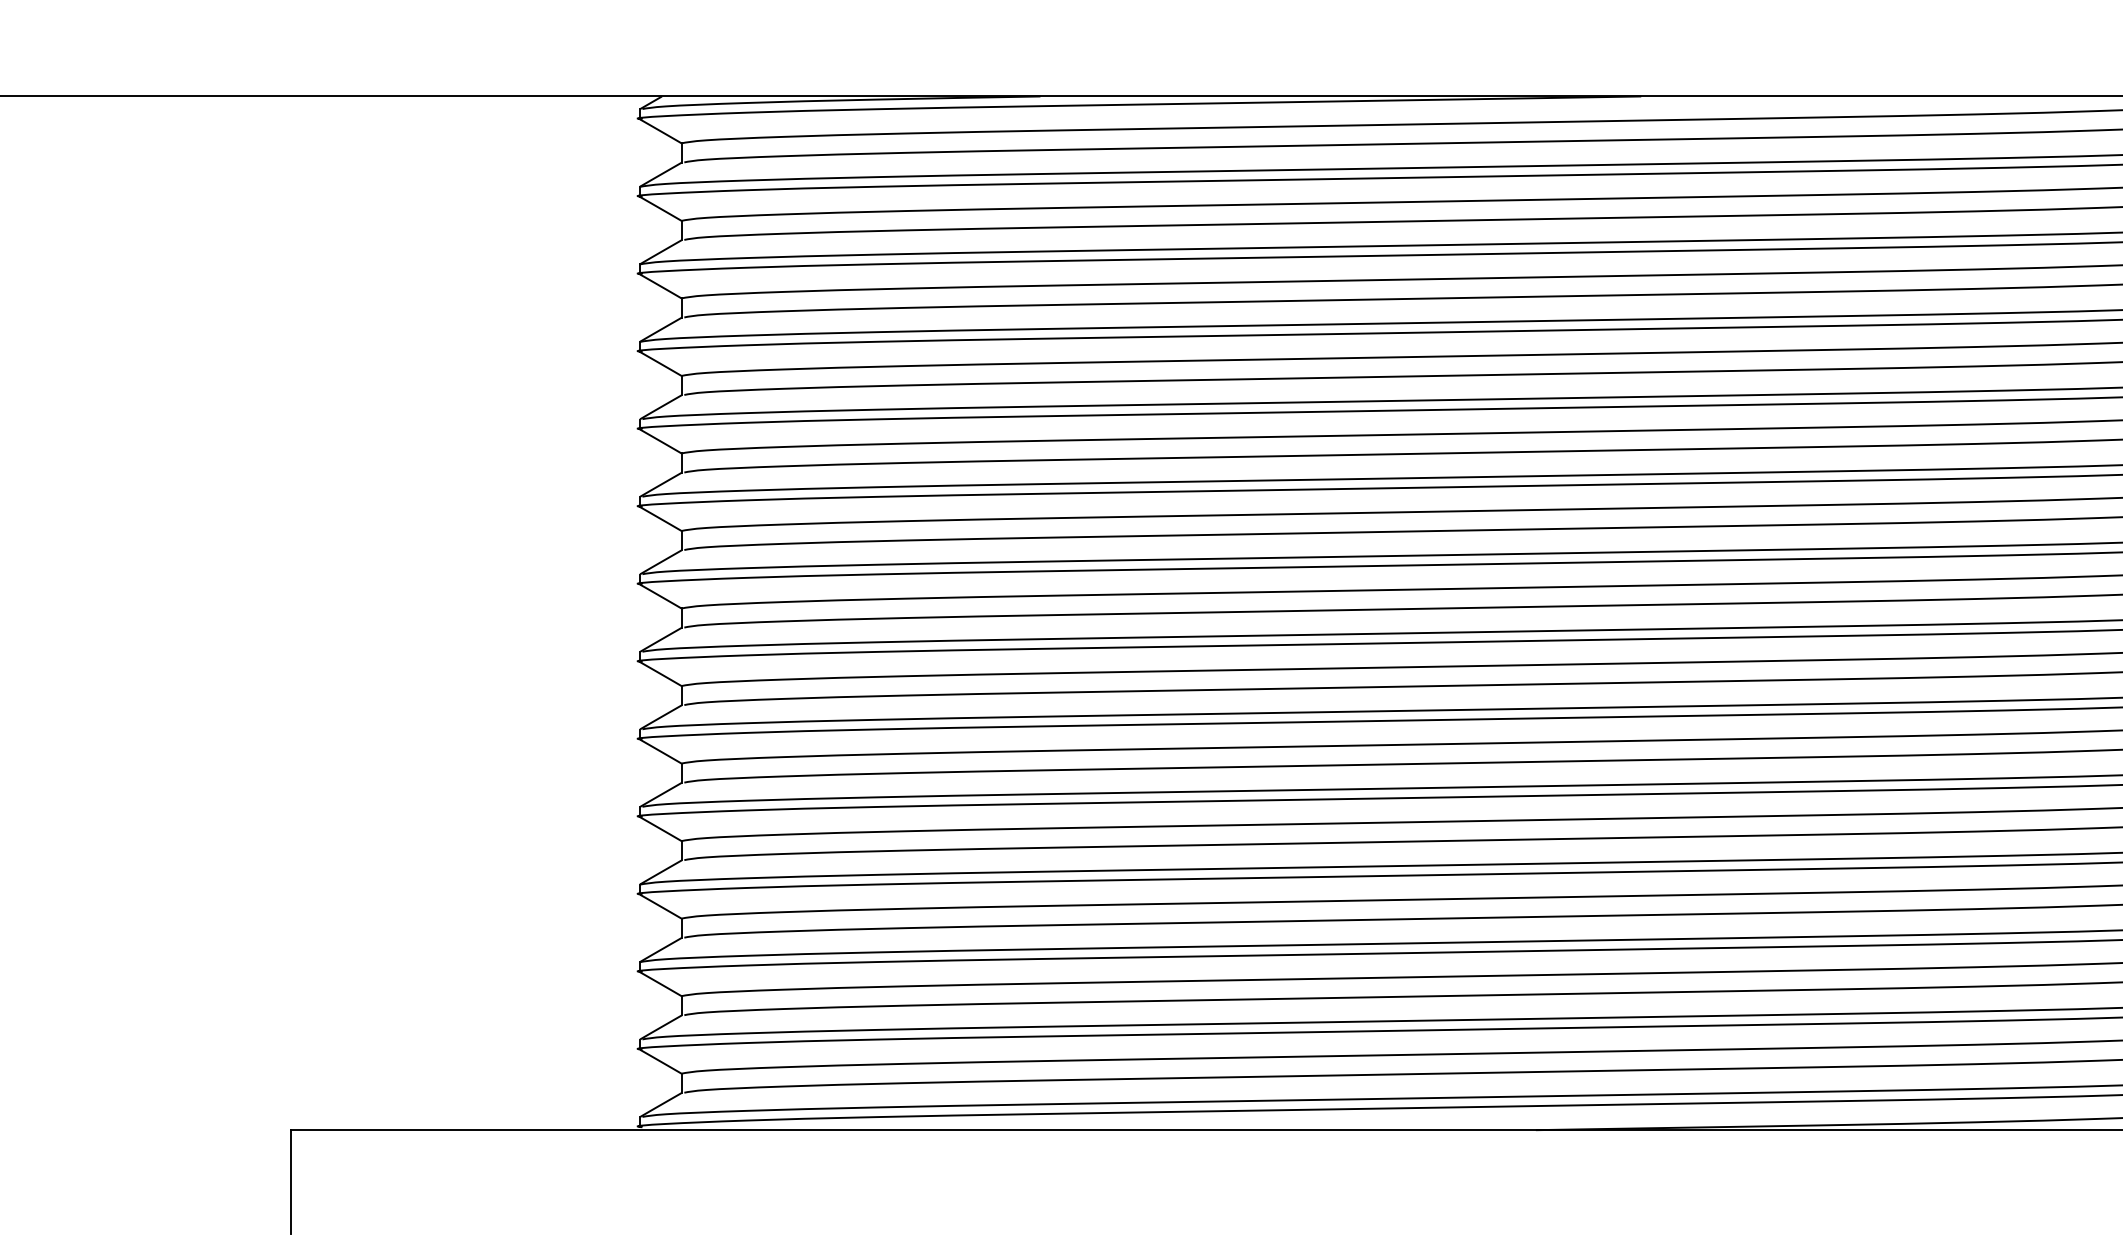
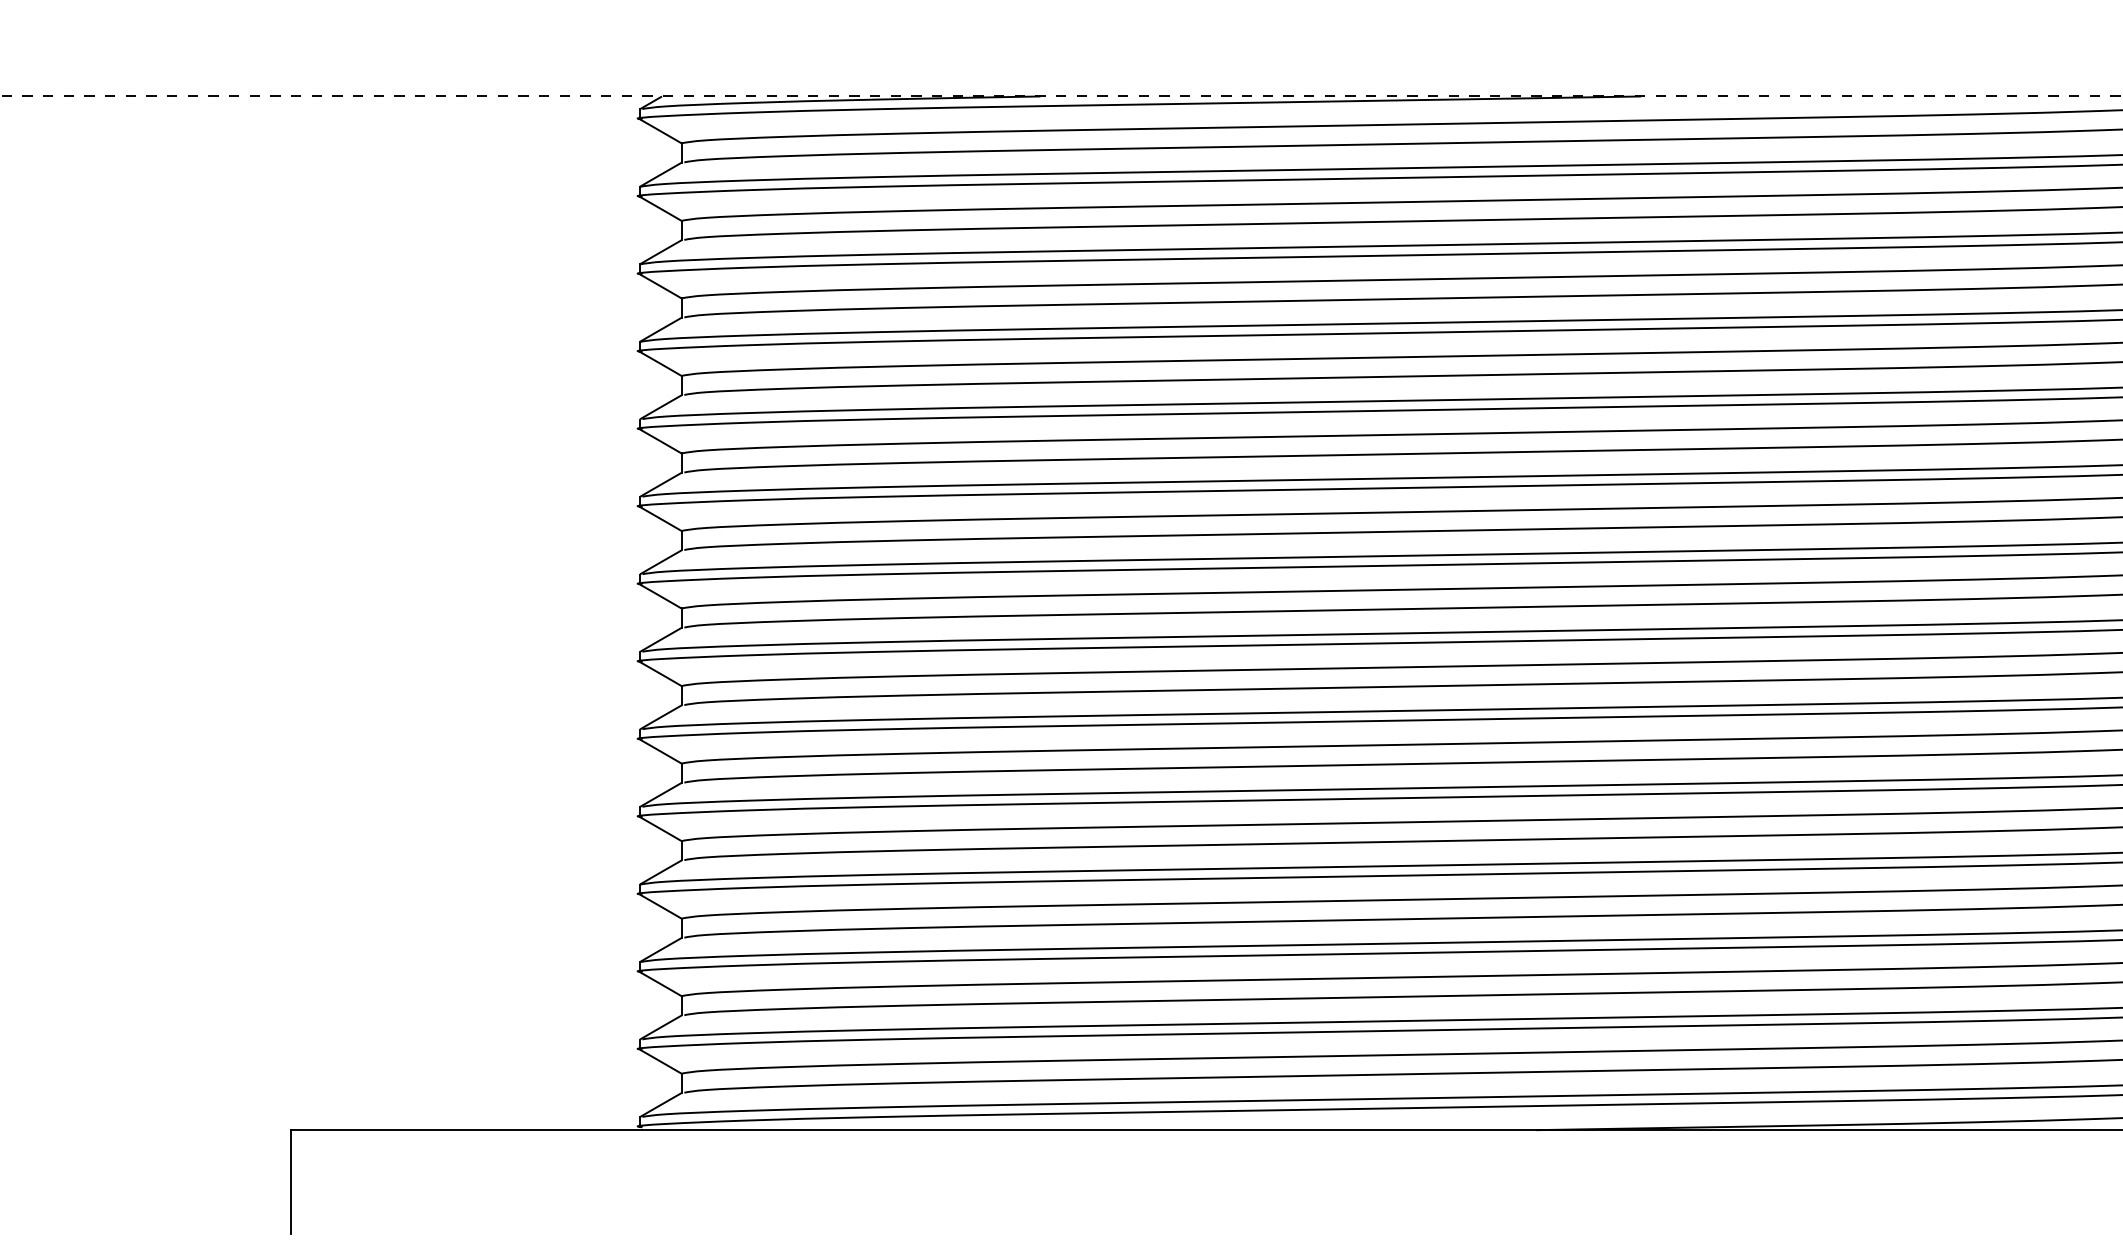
line: solid -> dashed (1061, 96)
